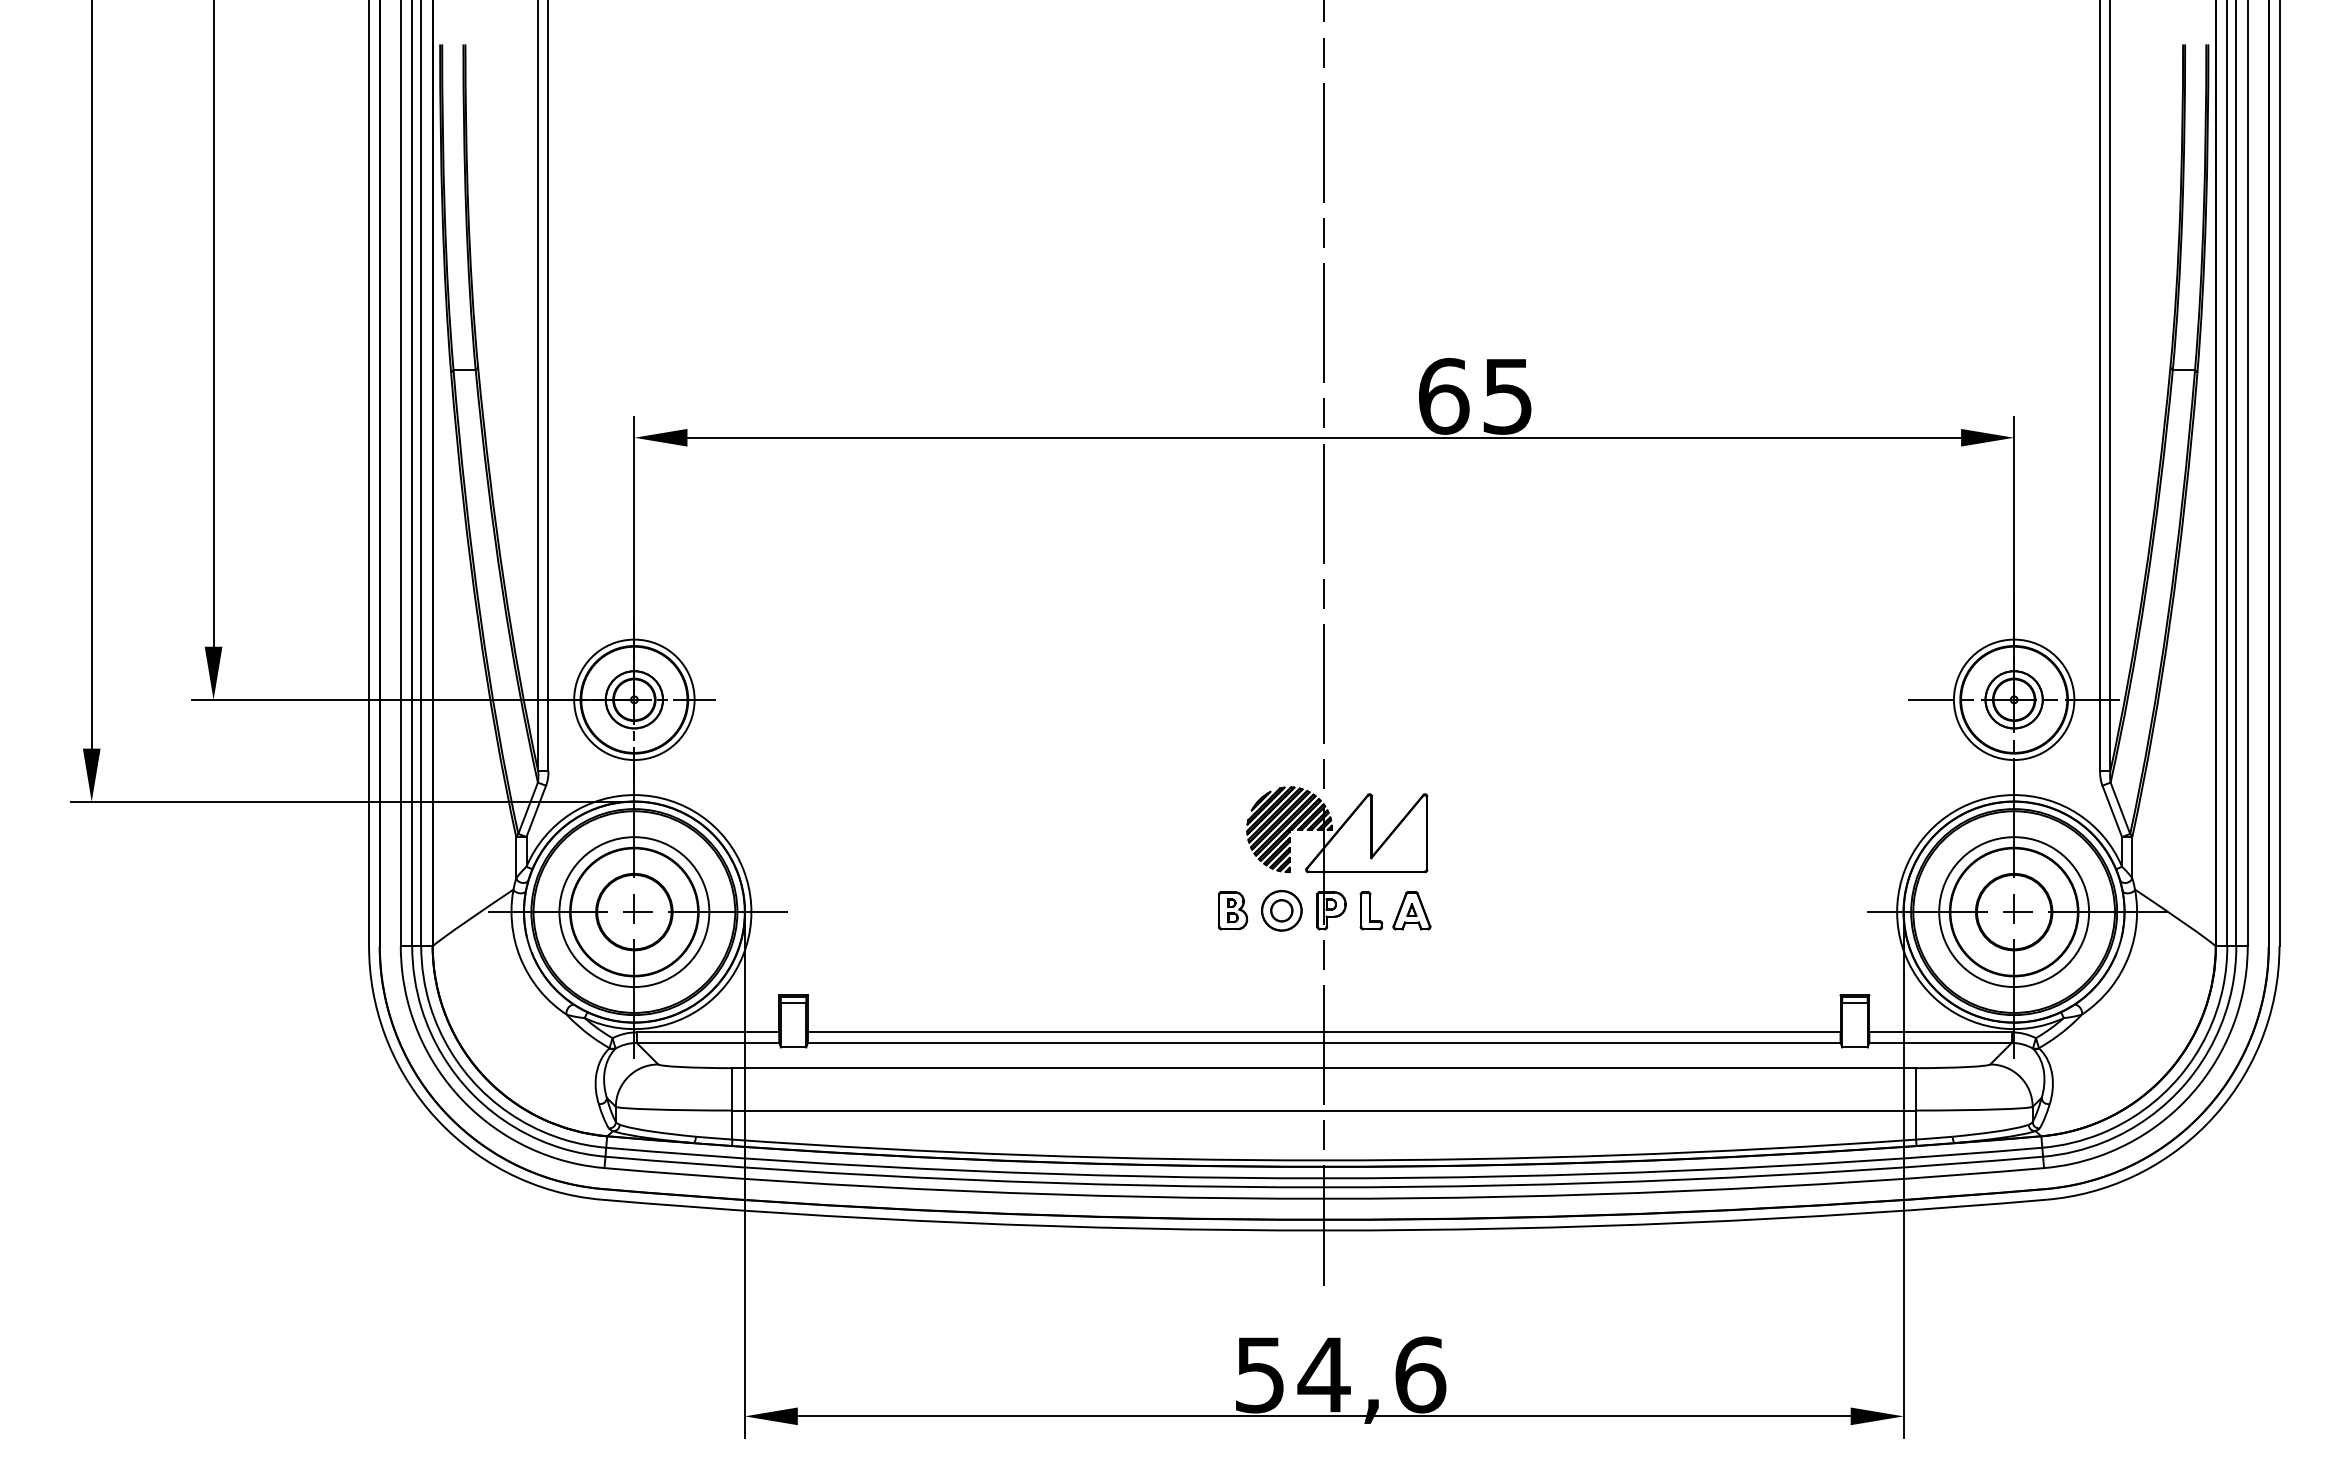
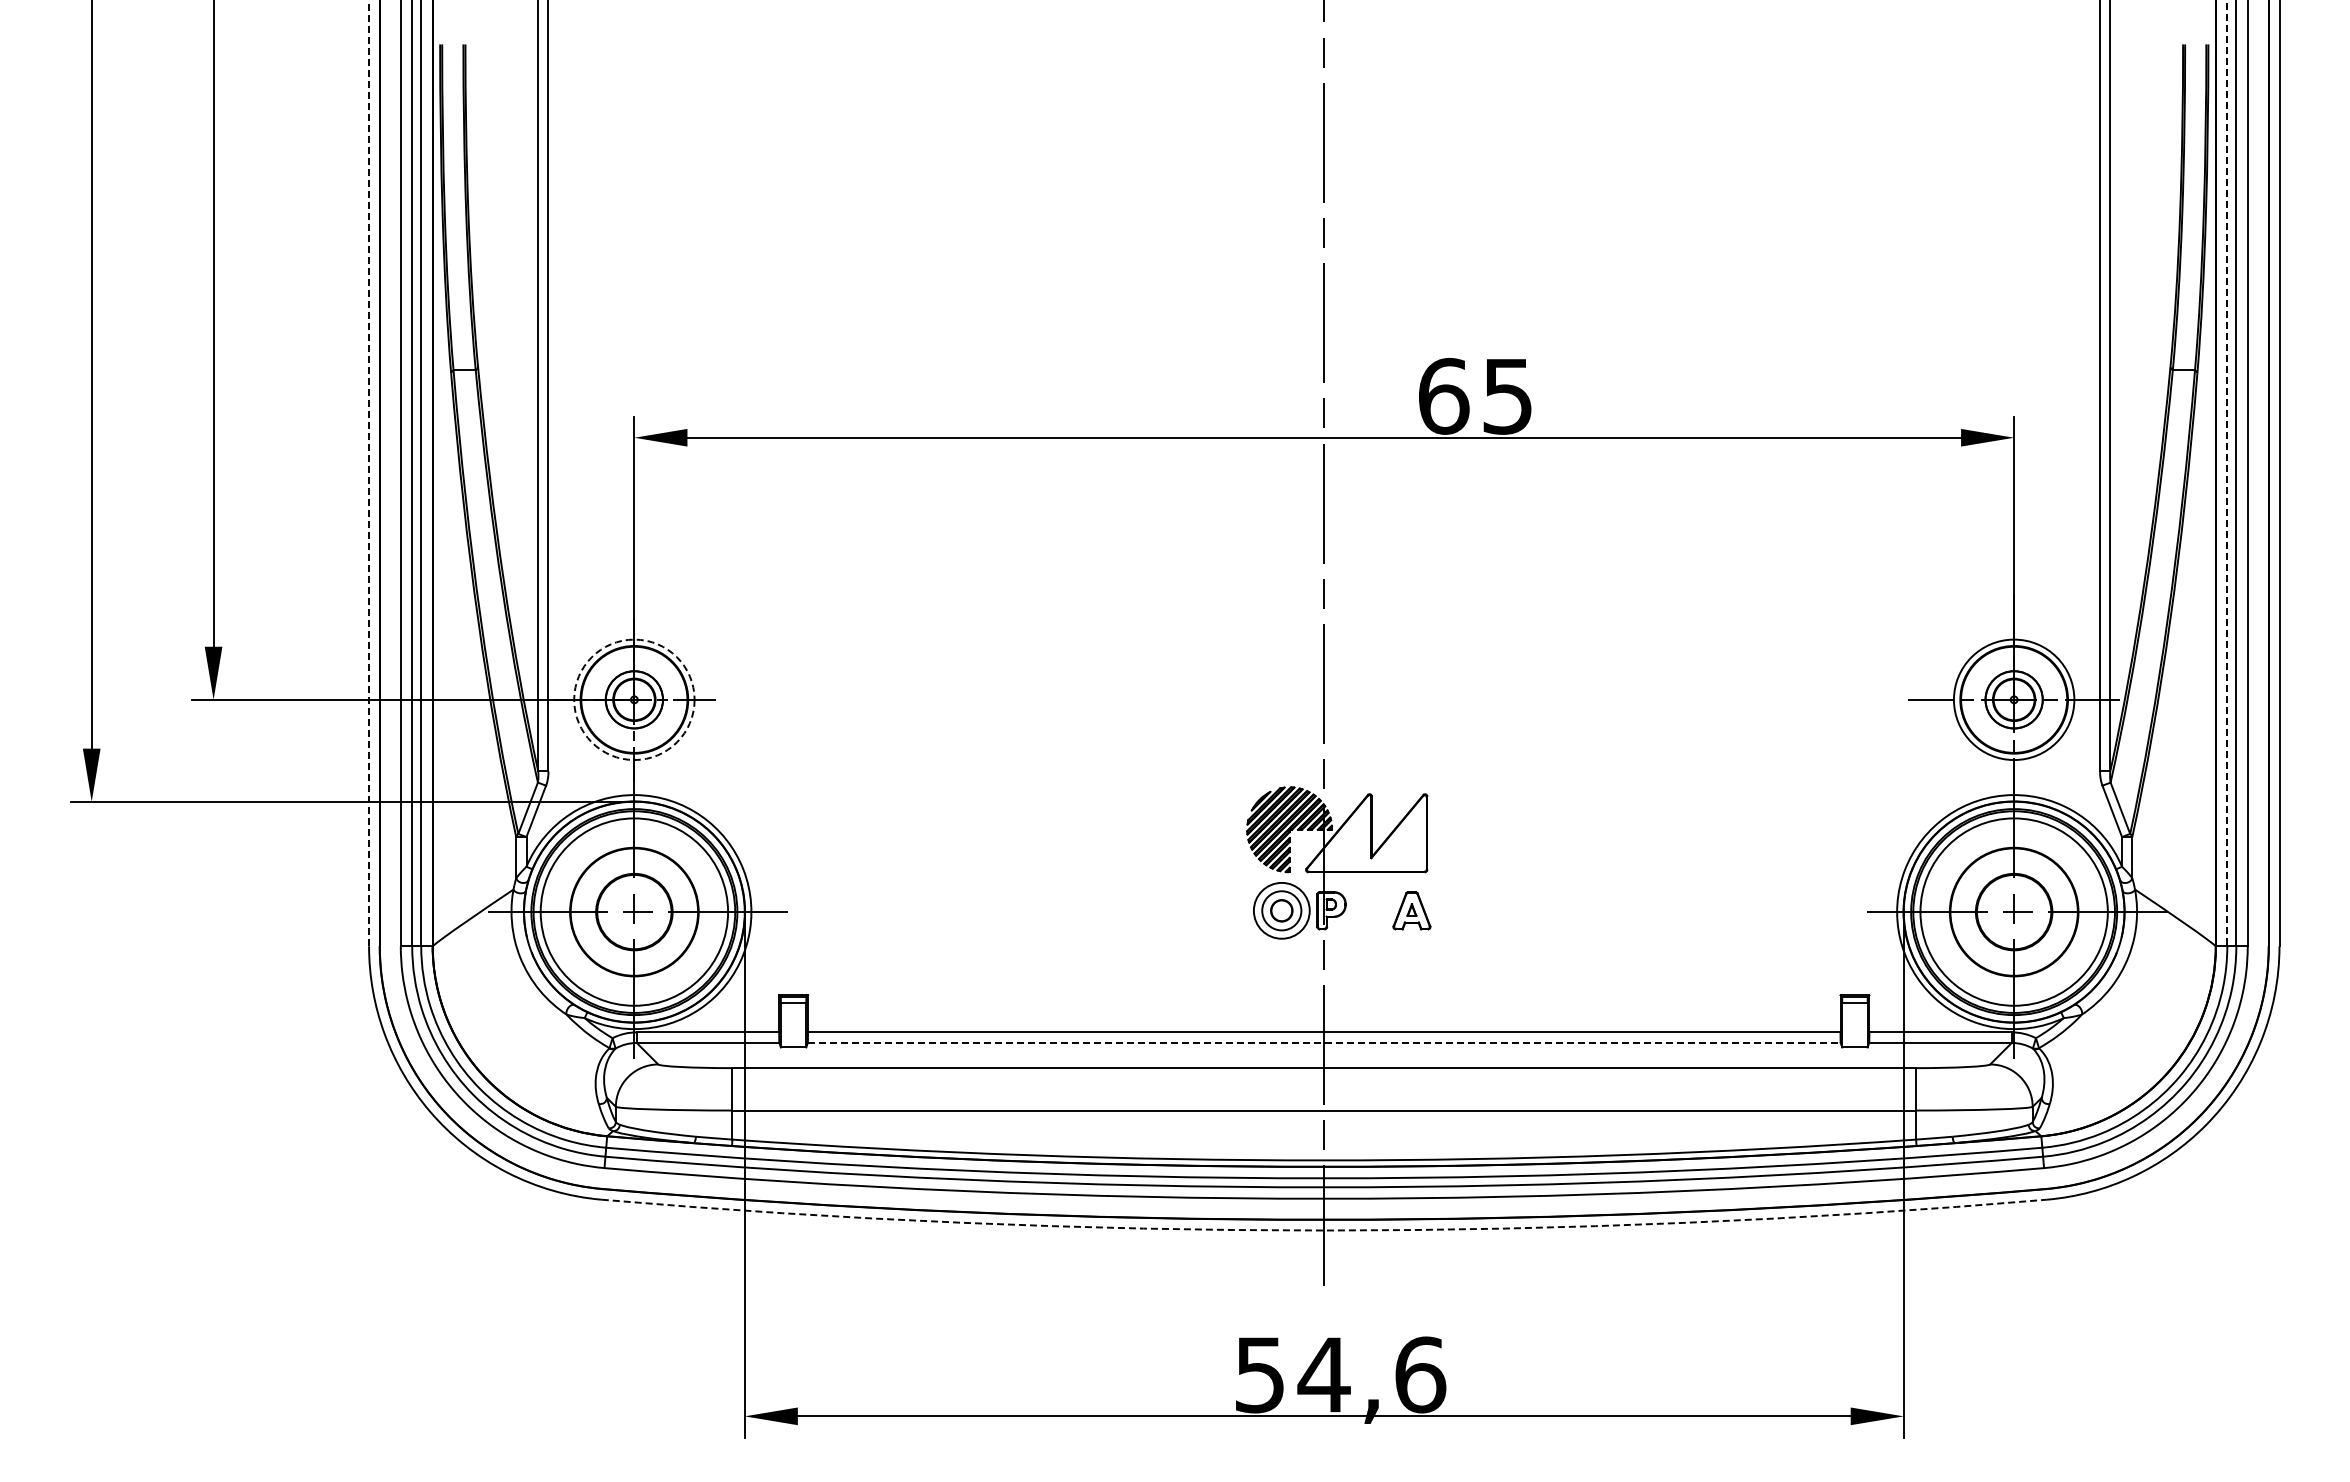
line: solid -> dashed (369, 473)
line: solid -> dashed (2227, 473)
circle: solid -> dashed (634, 699)
part: present -> none (1232, 910)
circle diameter: 40 px -> 56 px (1281, 910)
part: present -> none (1371, 910)
circle diameter: 150 px -> 187 px (634, 911)
circle diameter: 150 px -> 187 px (2013, 911)
line: solid -> dashed (1324, 1042)
arc: solid -> dashed (1324, 1230)
